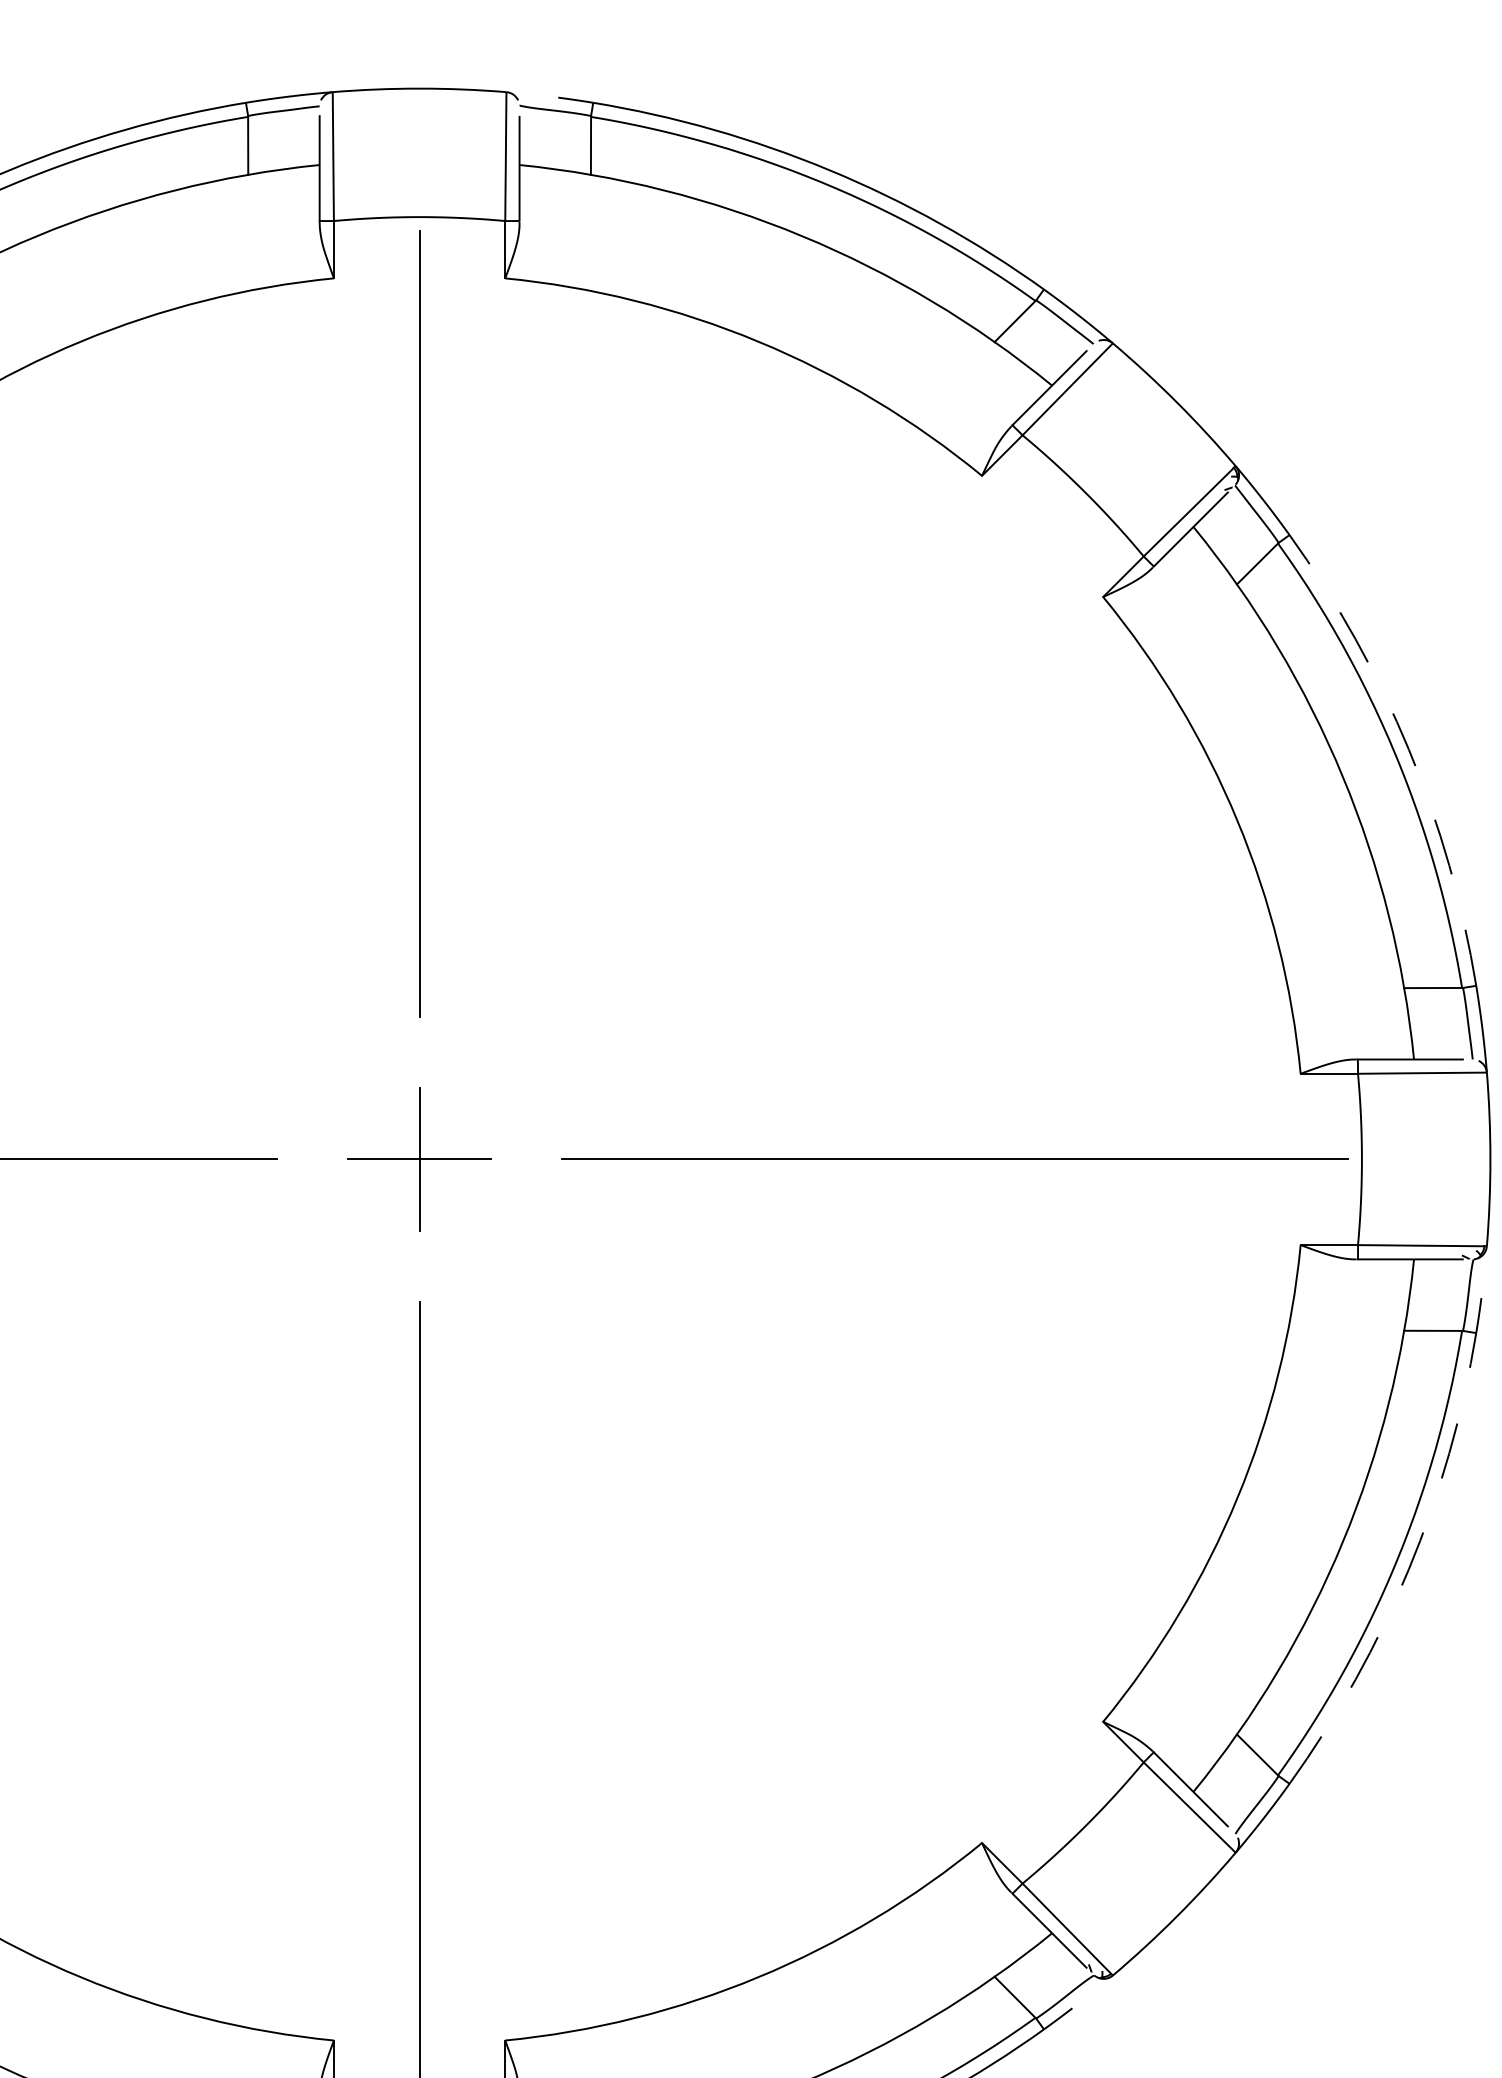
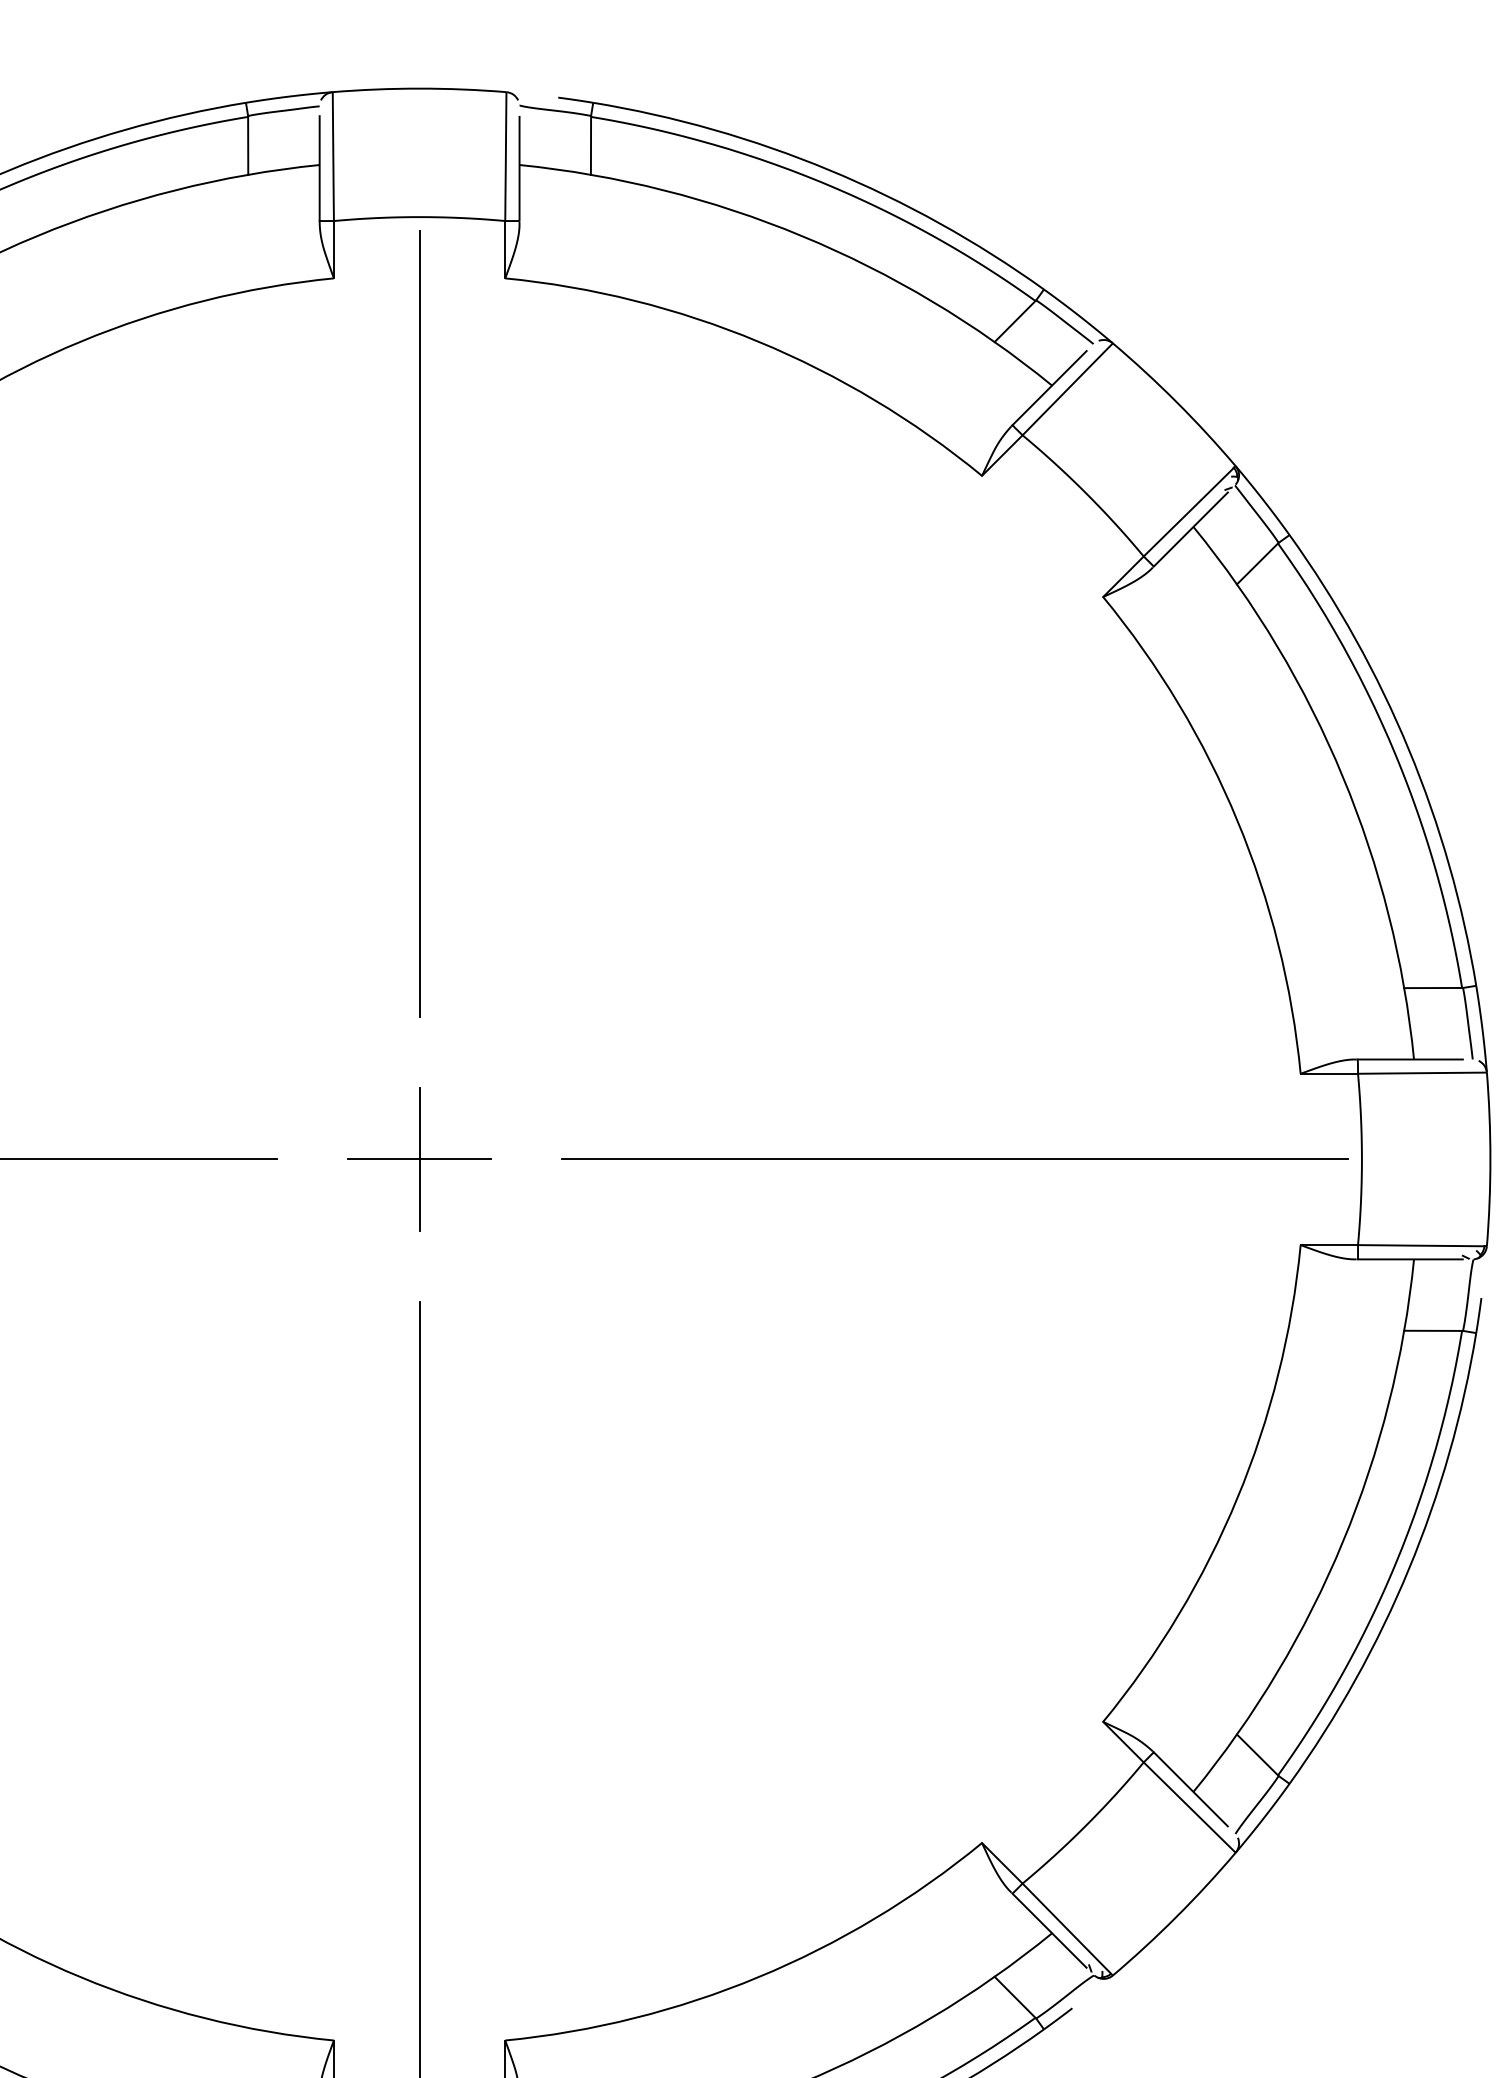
arc: dashed -> solid (1408, 749)
arc: dashed -> solid (1408, 1569)
